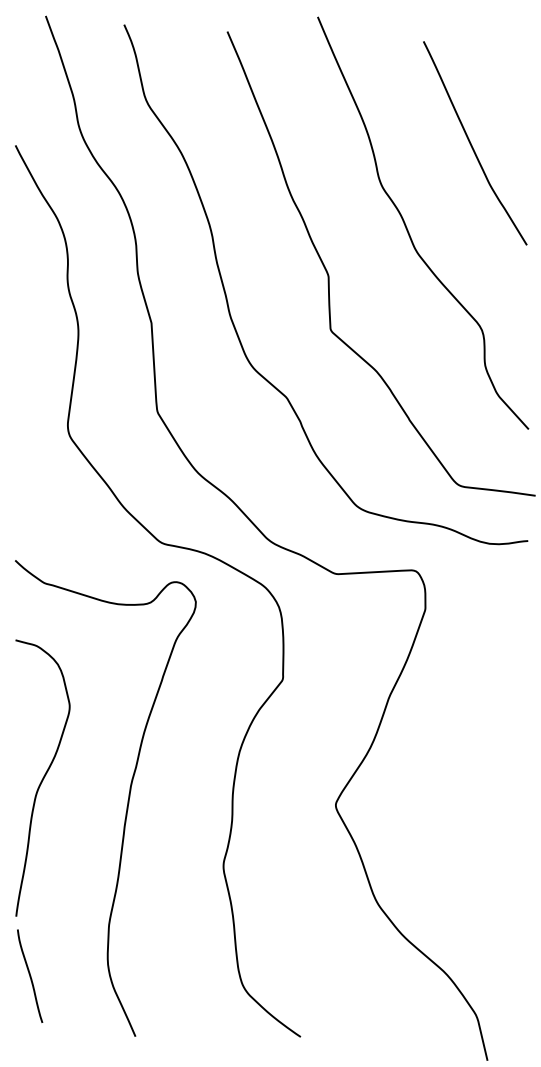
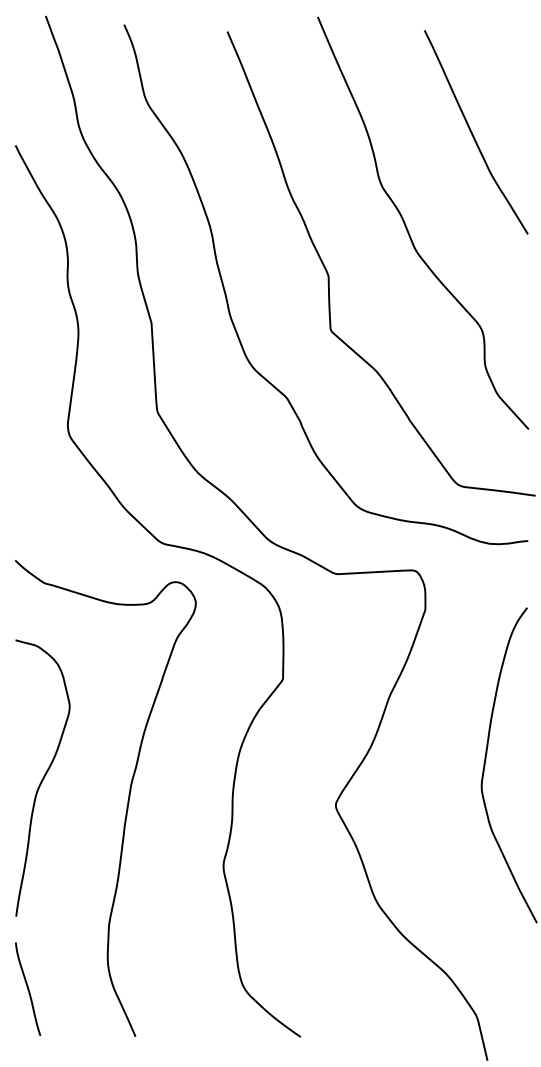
curve position: (472, 145) -> (473, 134) (473, 134)
curve: none -> present (486, 760)
curve position: (30, 975) -> (28, 988) (28, 988)
